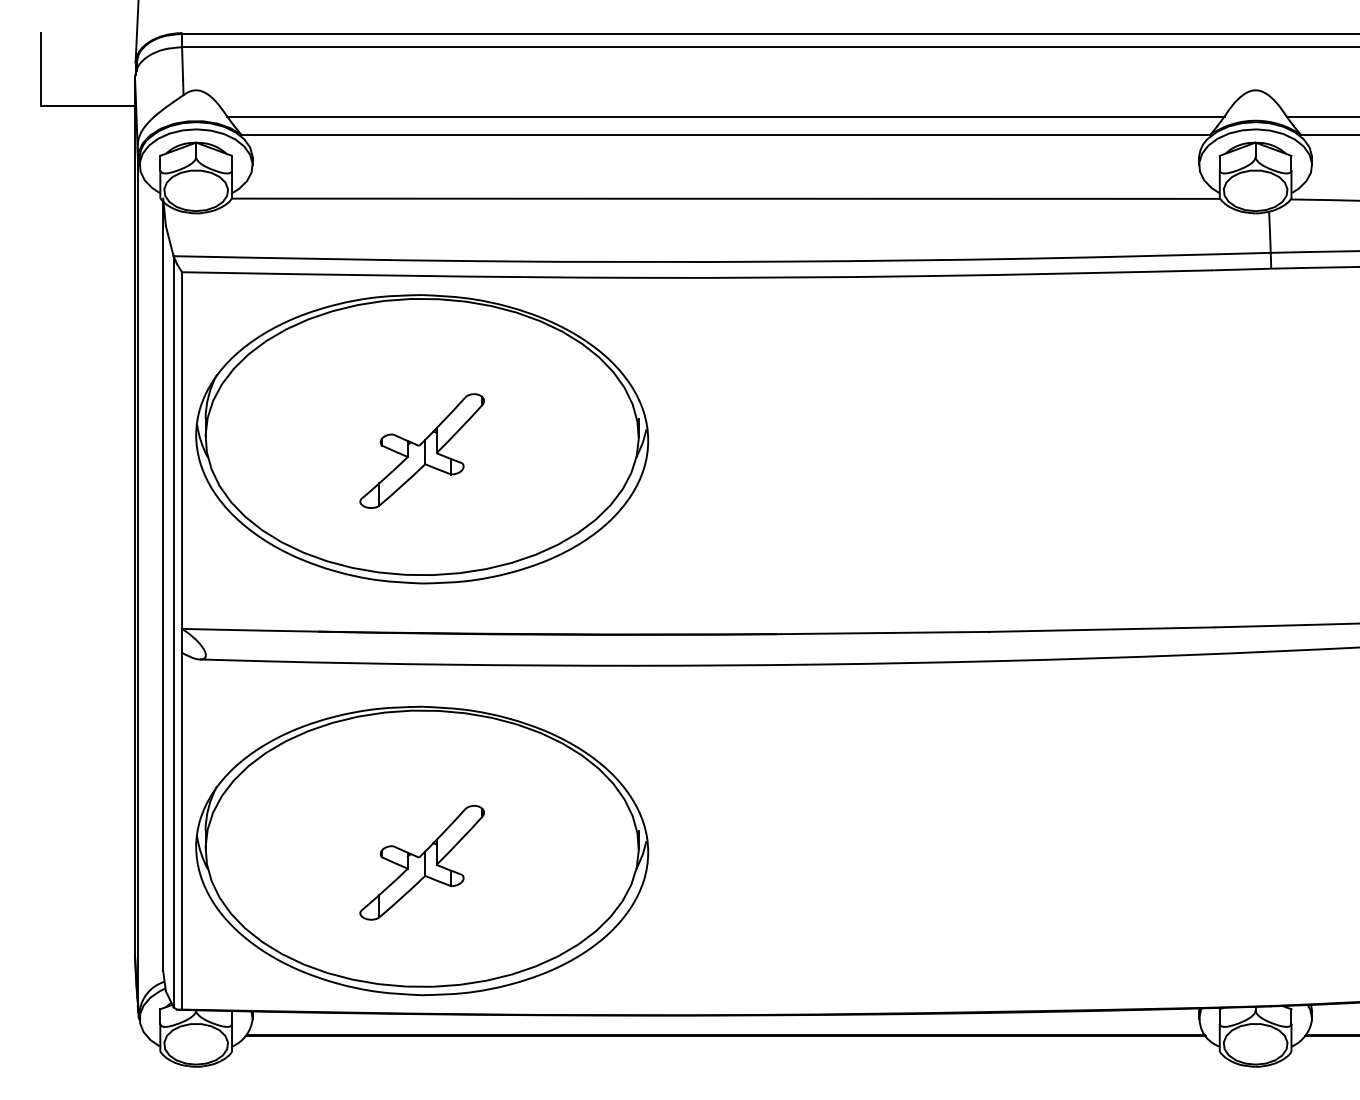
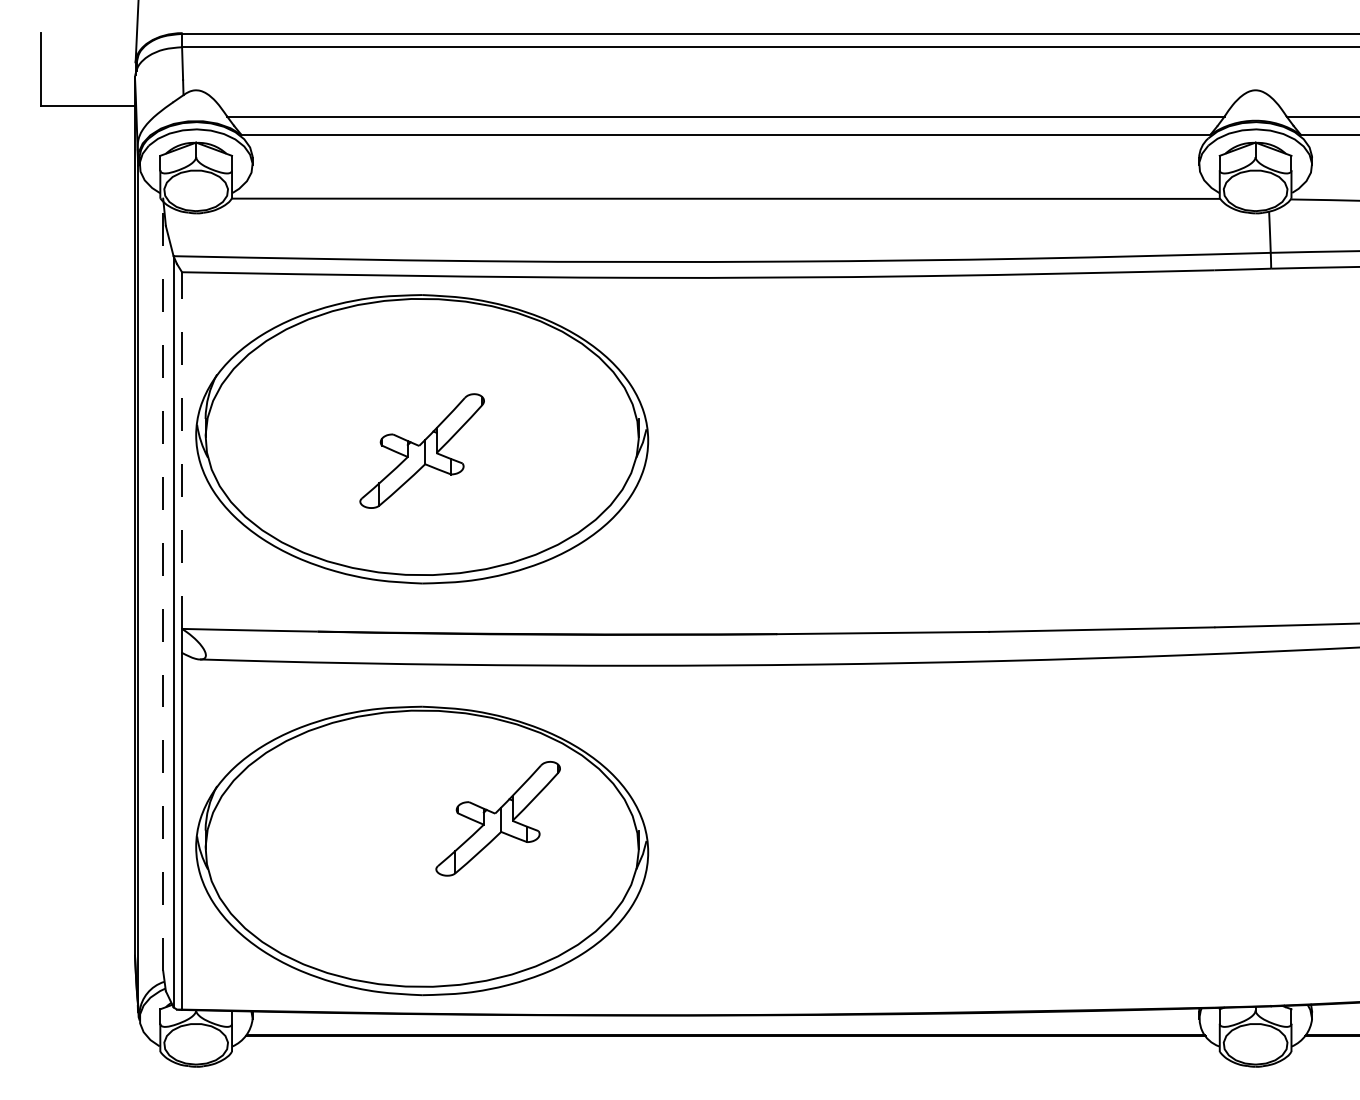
line: solid -> dashed (182, 450)
line: solid -> dashed (163, 586)
part position: (421, 862) -> (497, 818) (497, 818)
